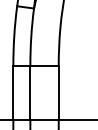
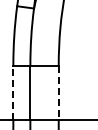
line: solid -> dashed (13, 92)
line: solid -> dashed (58, 92)
